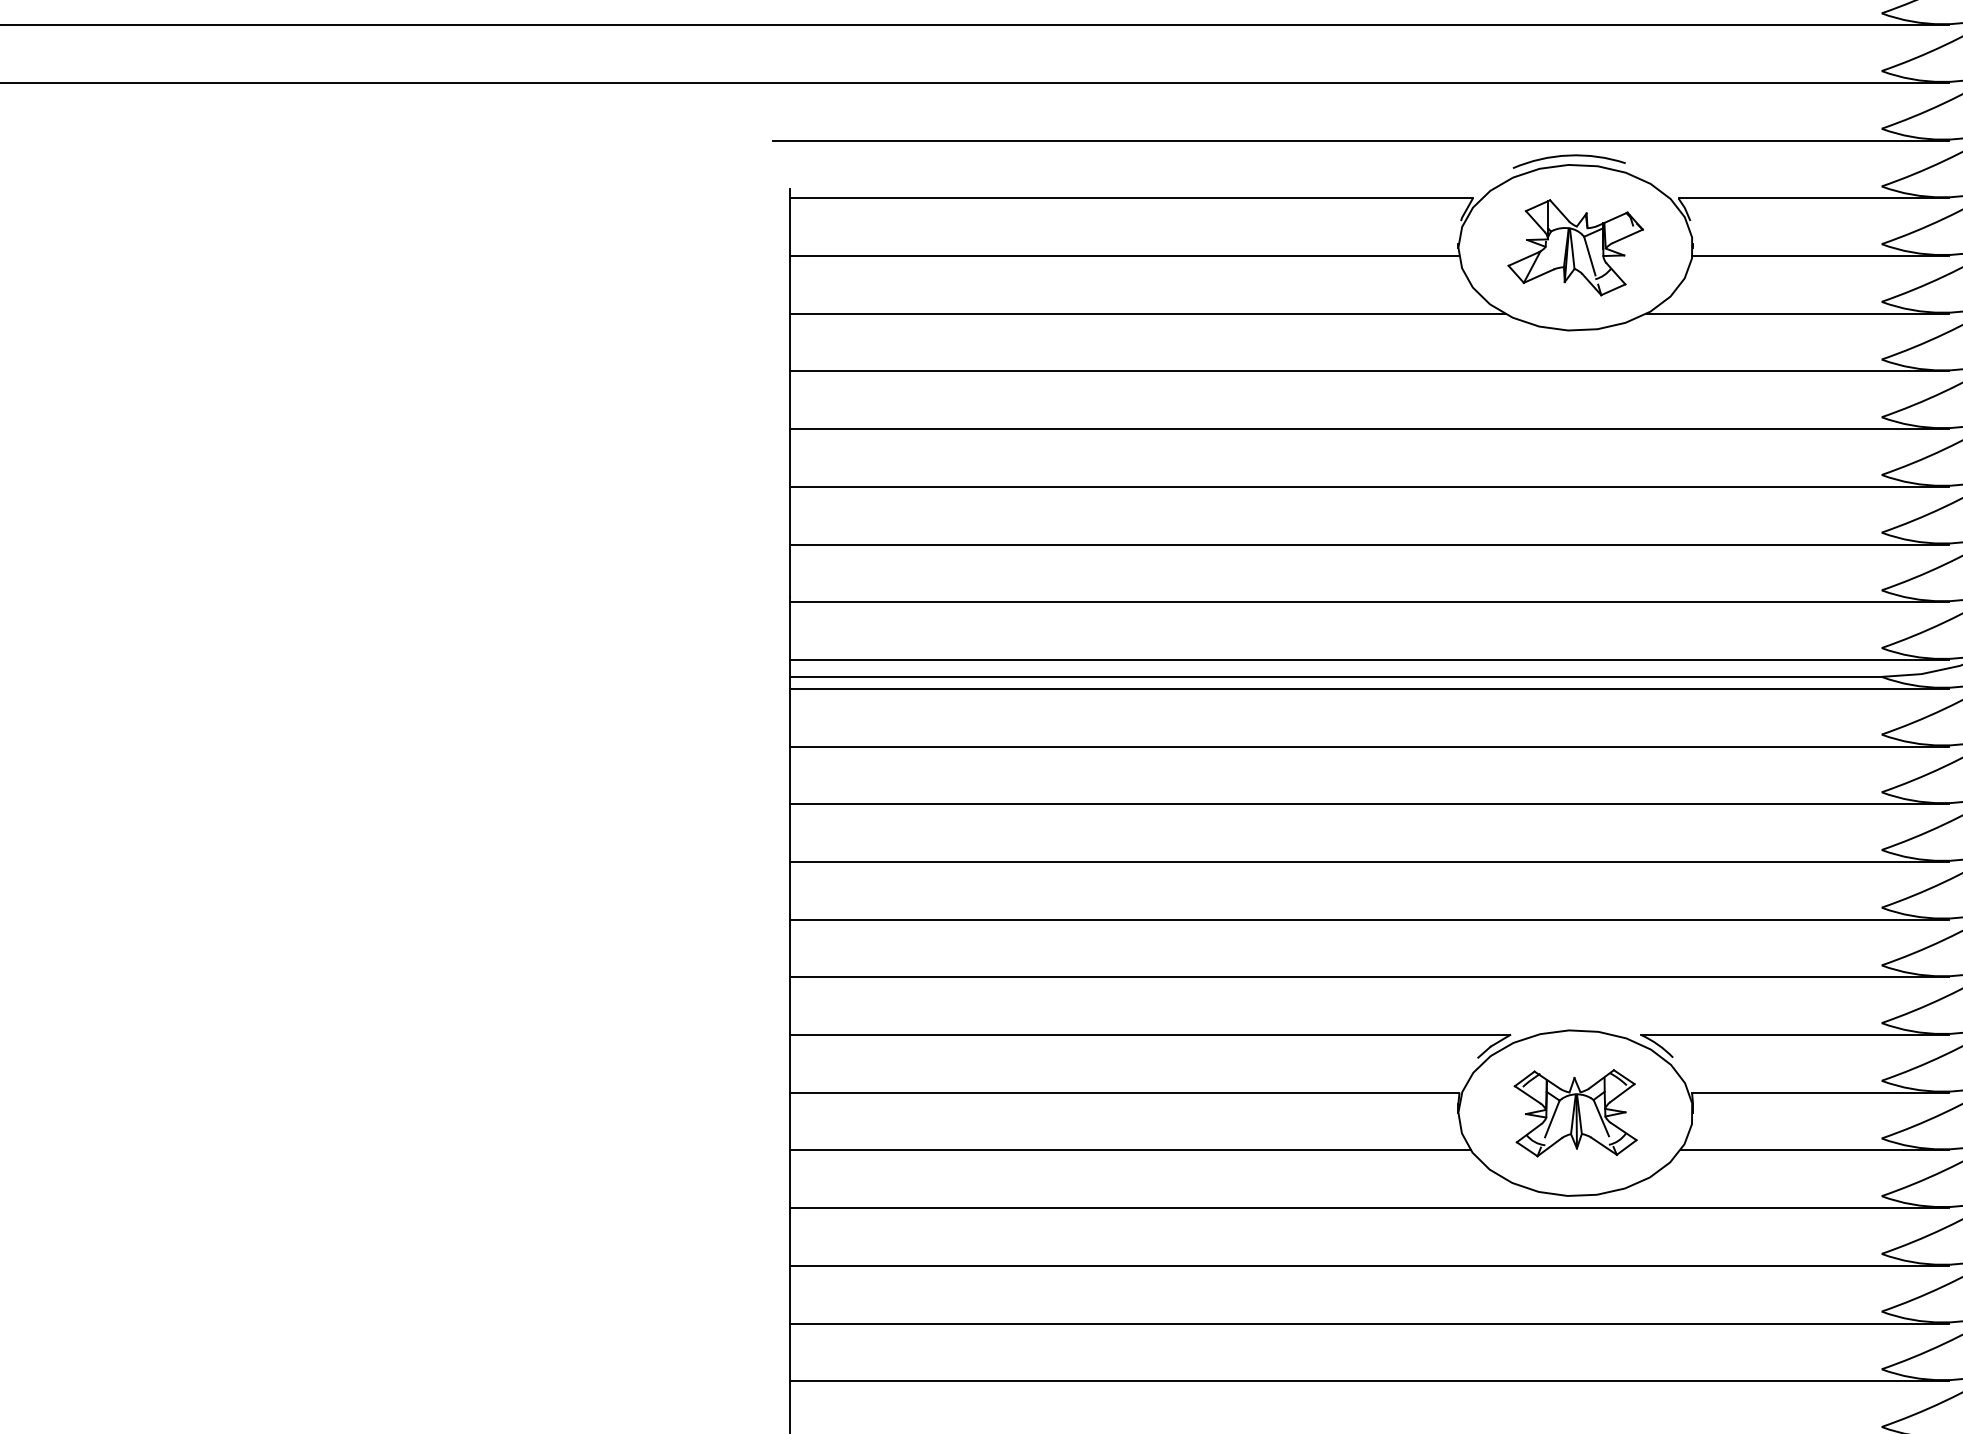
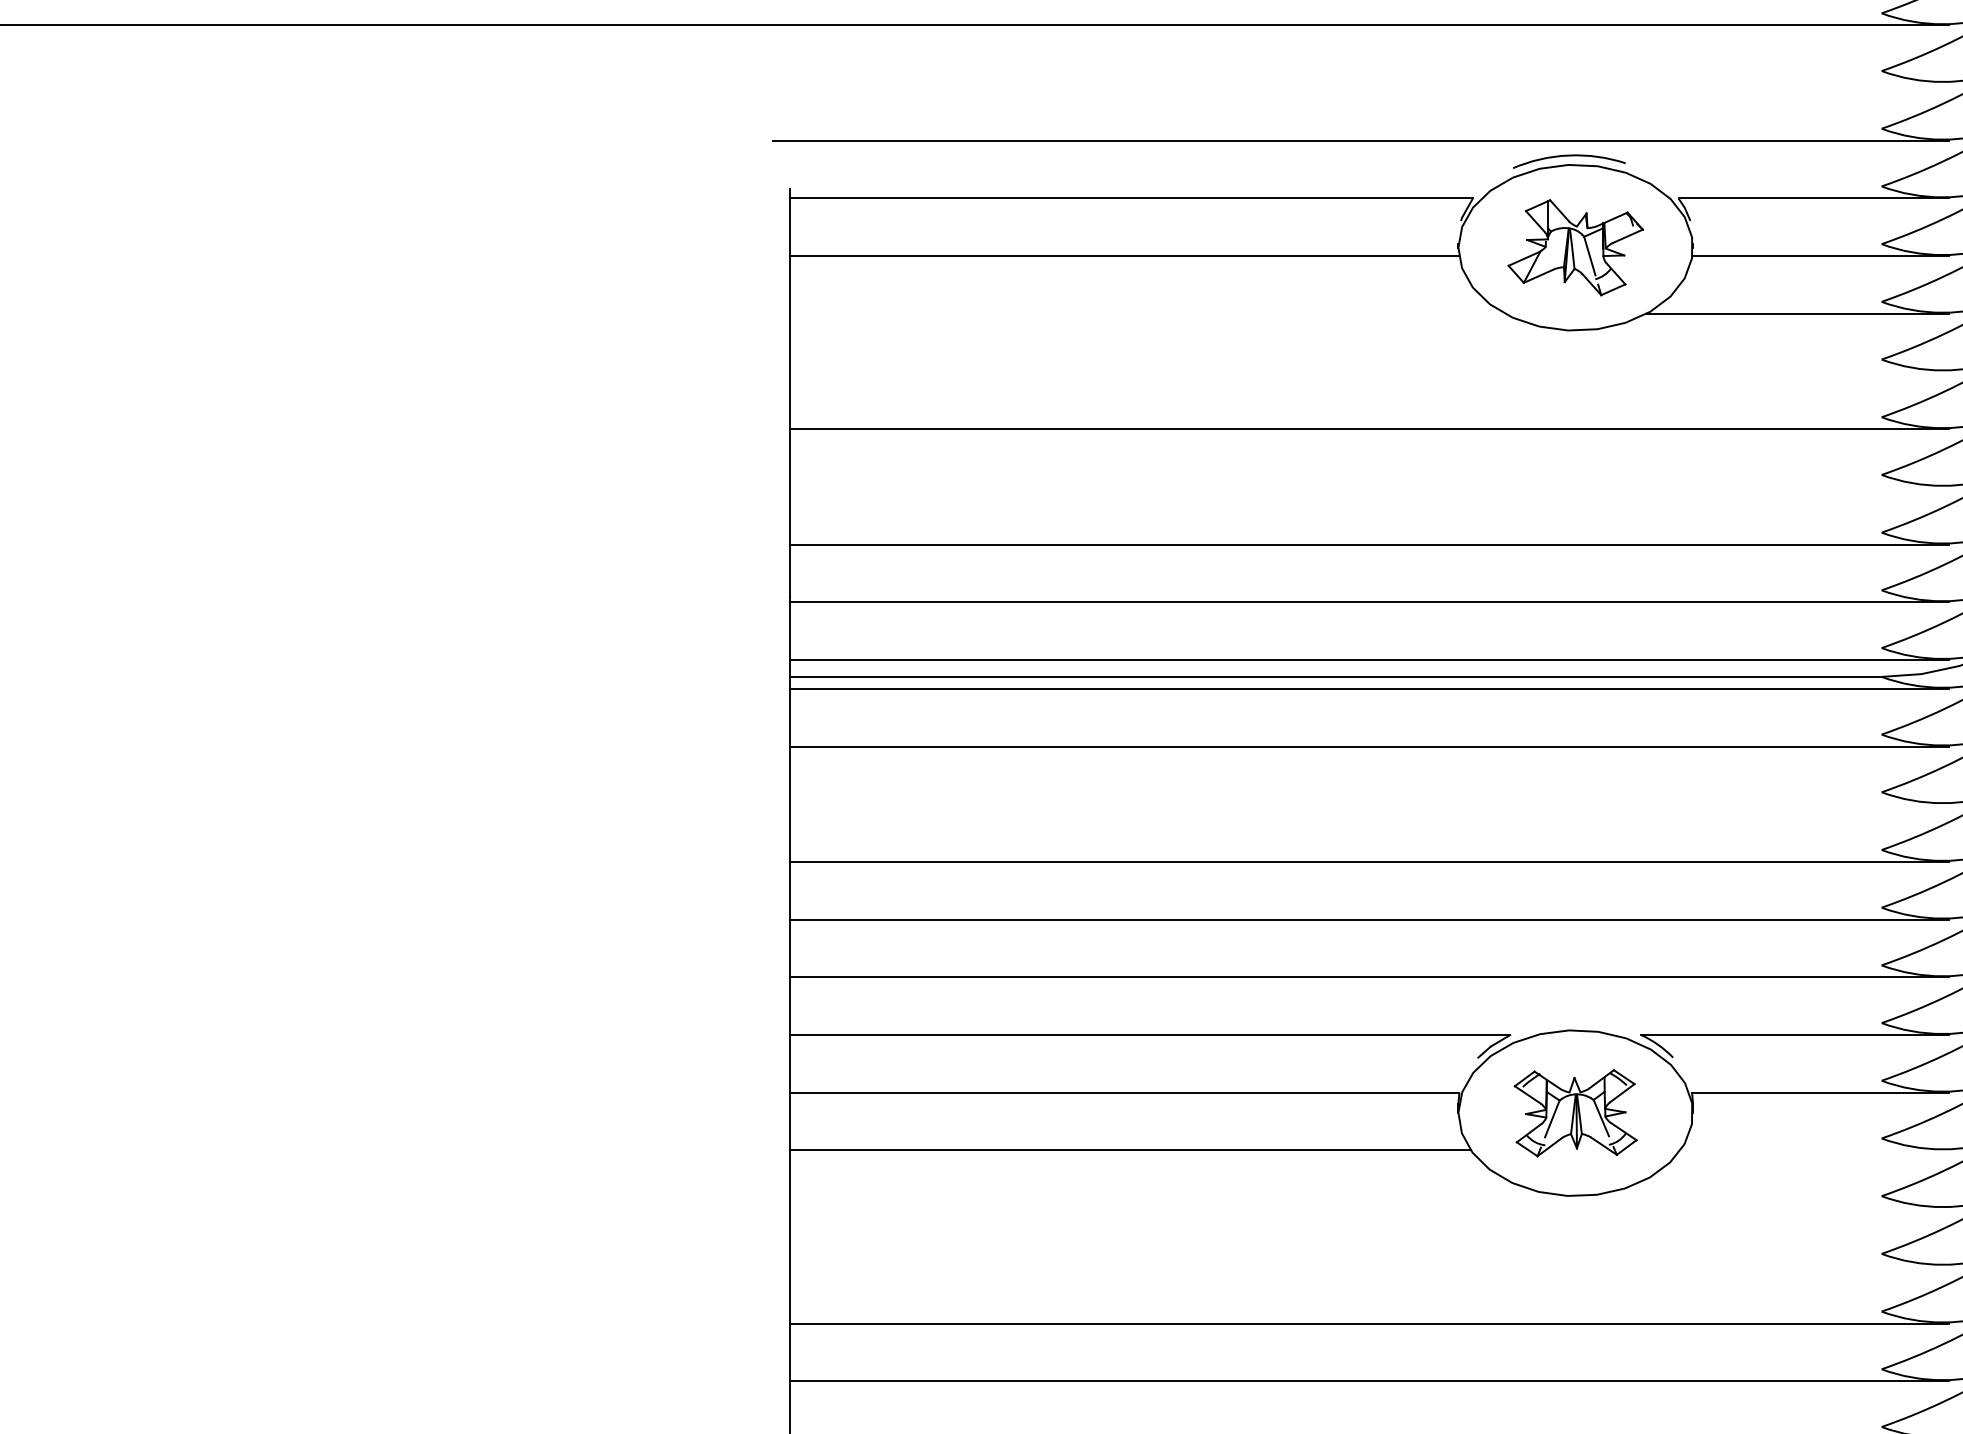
line: present -> none (975, 83)
line: present -> none (1147, 313)
line: present -> none (1369, 371)
line: present -> none (1369, 486)
line: present -> none (1369, 804)
line: present -> none (1814, 1150)
line: present -> none (1369, 1208)
line: present -> none (1369, 1265)
